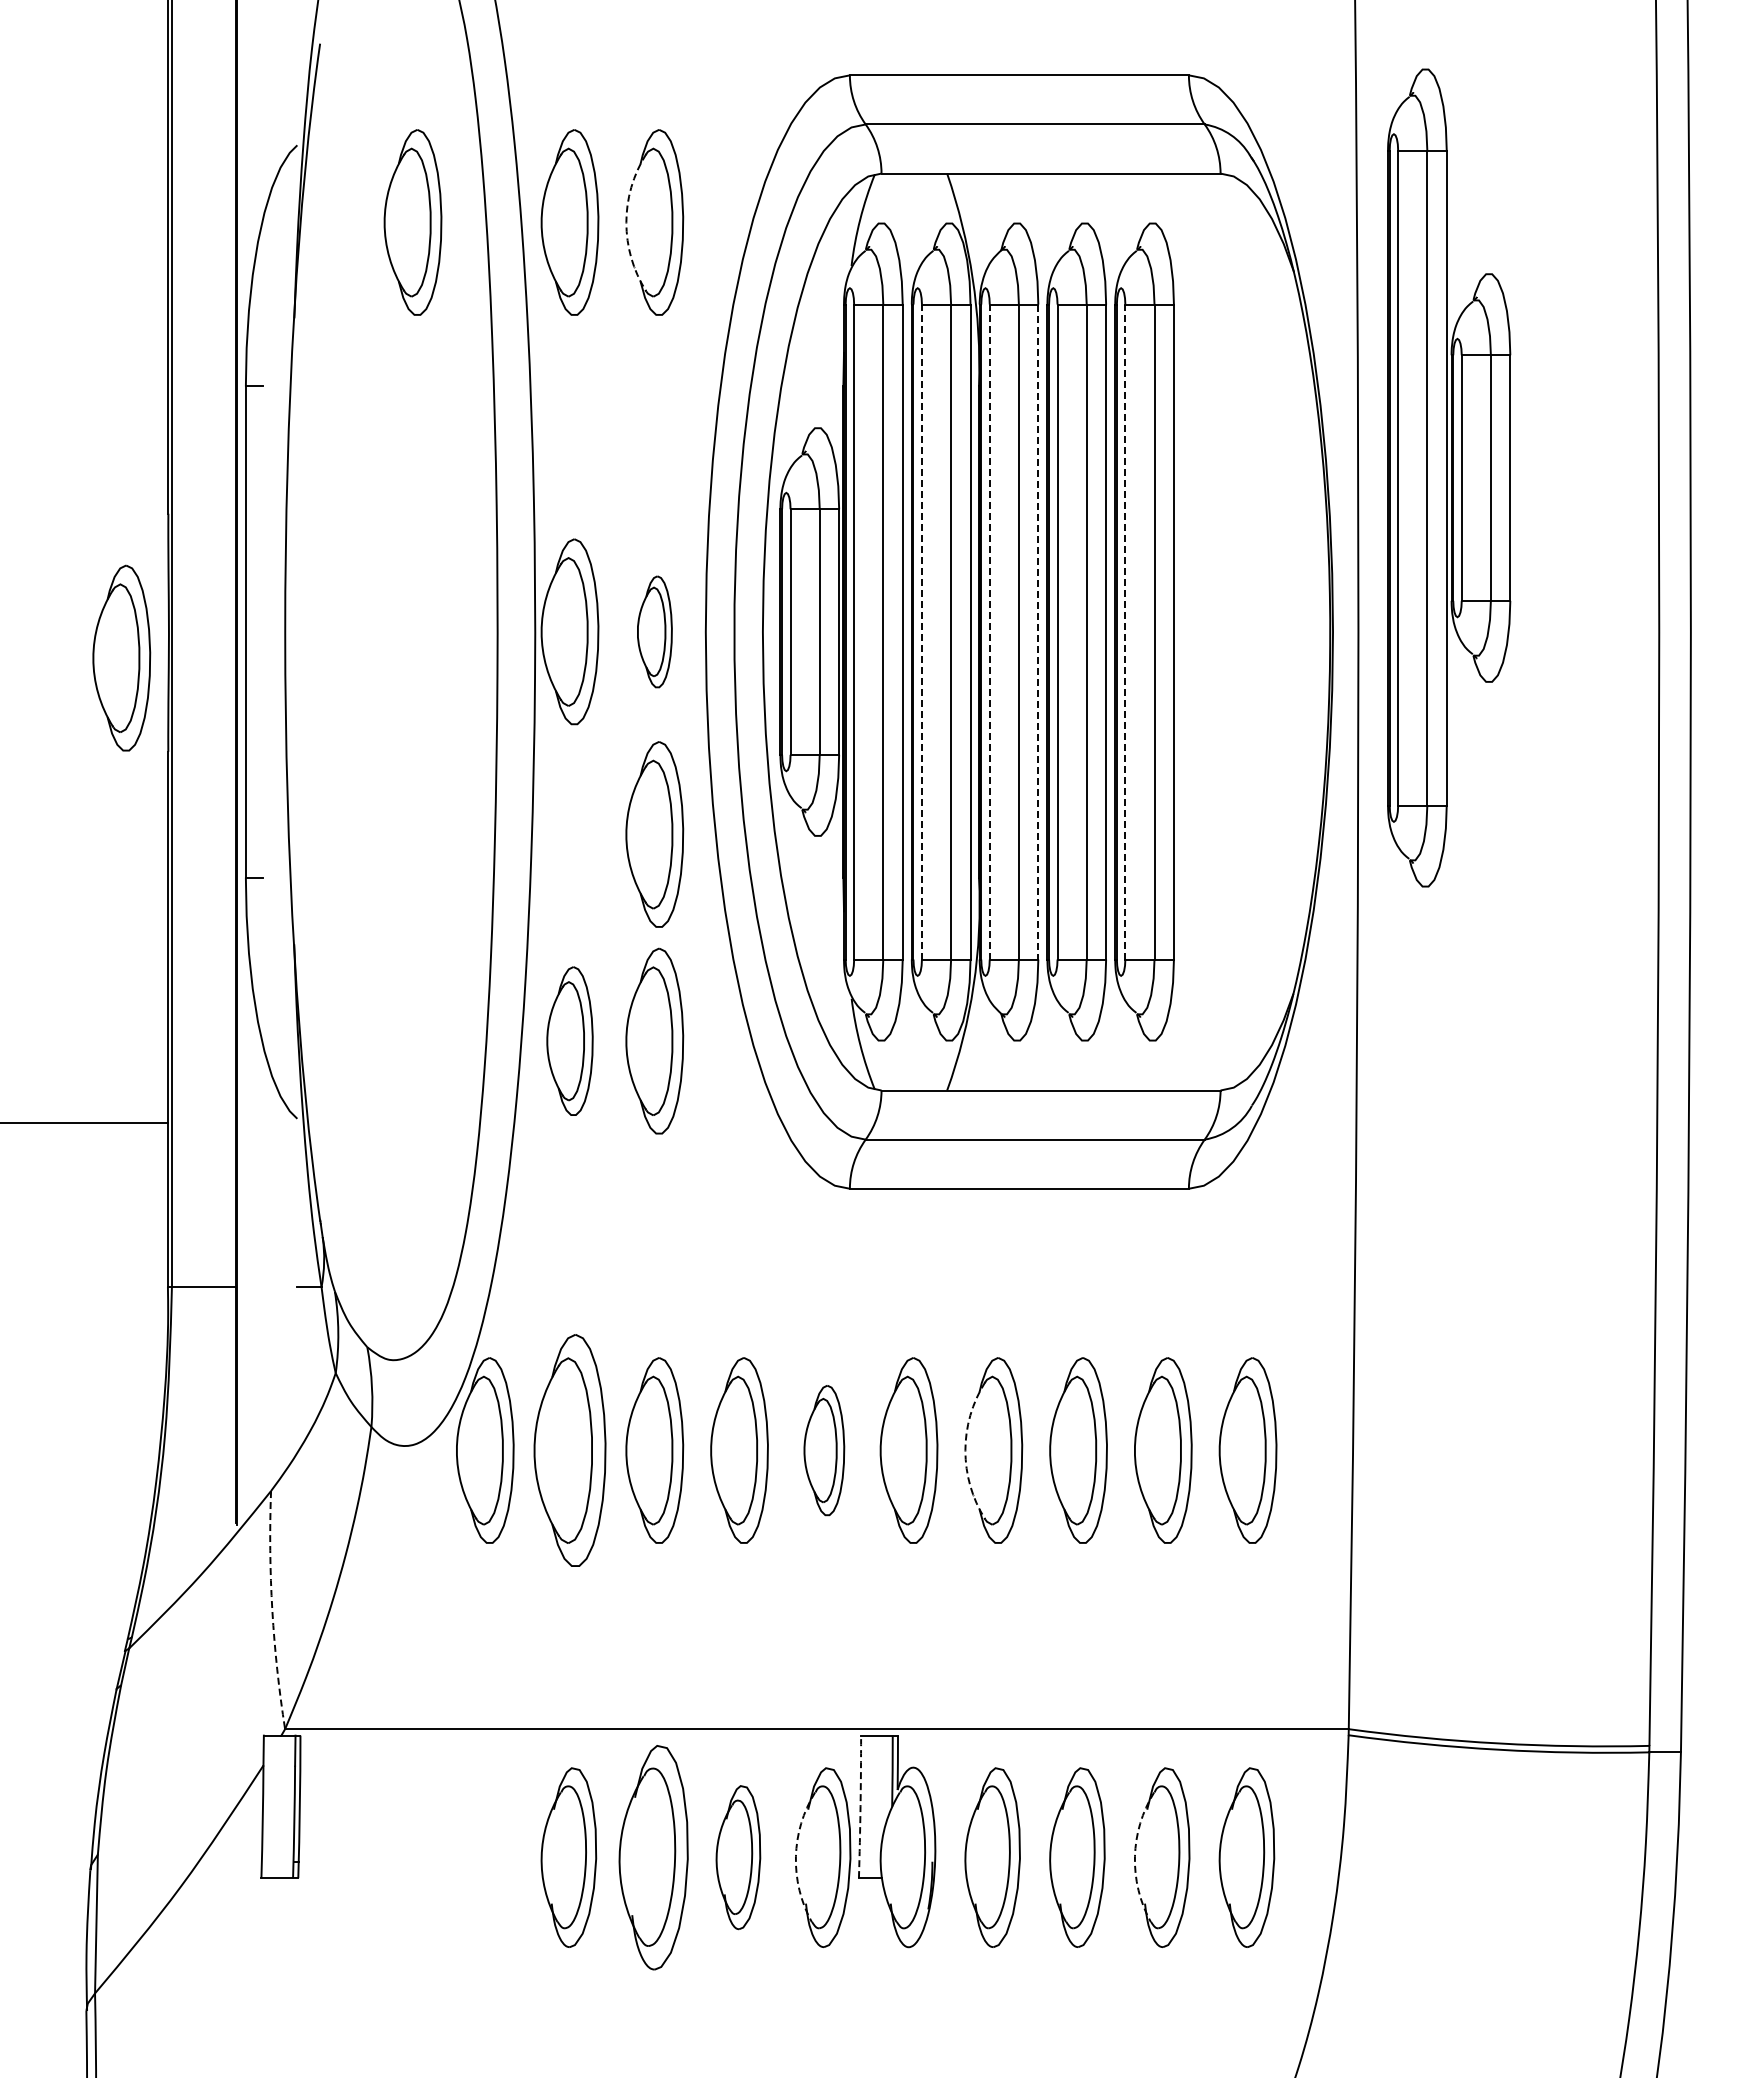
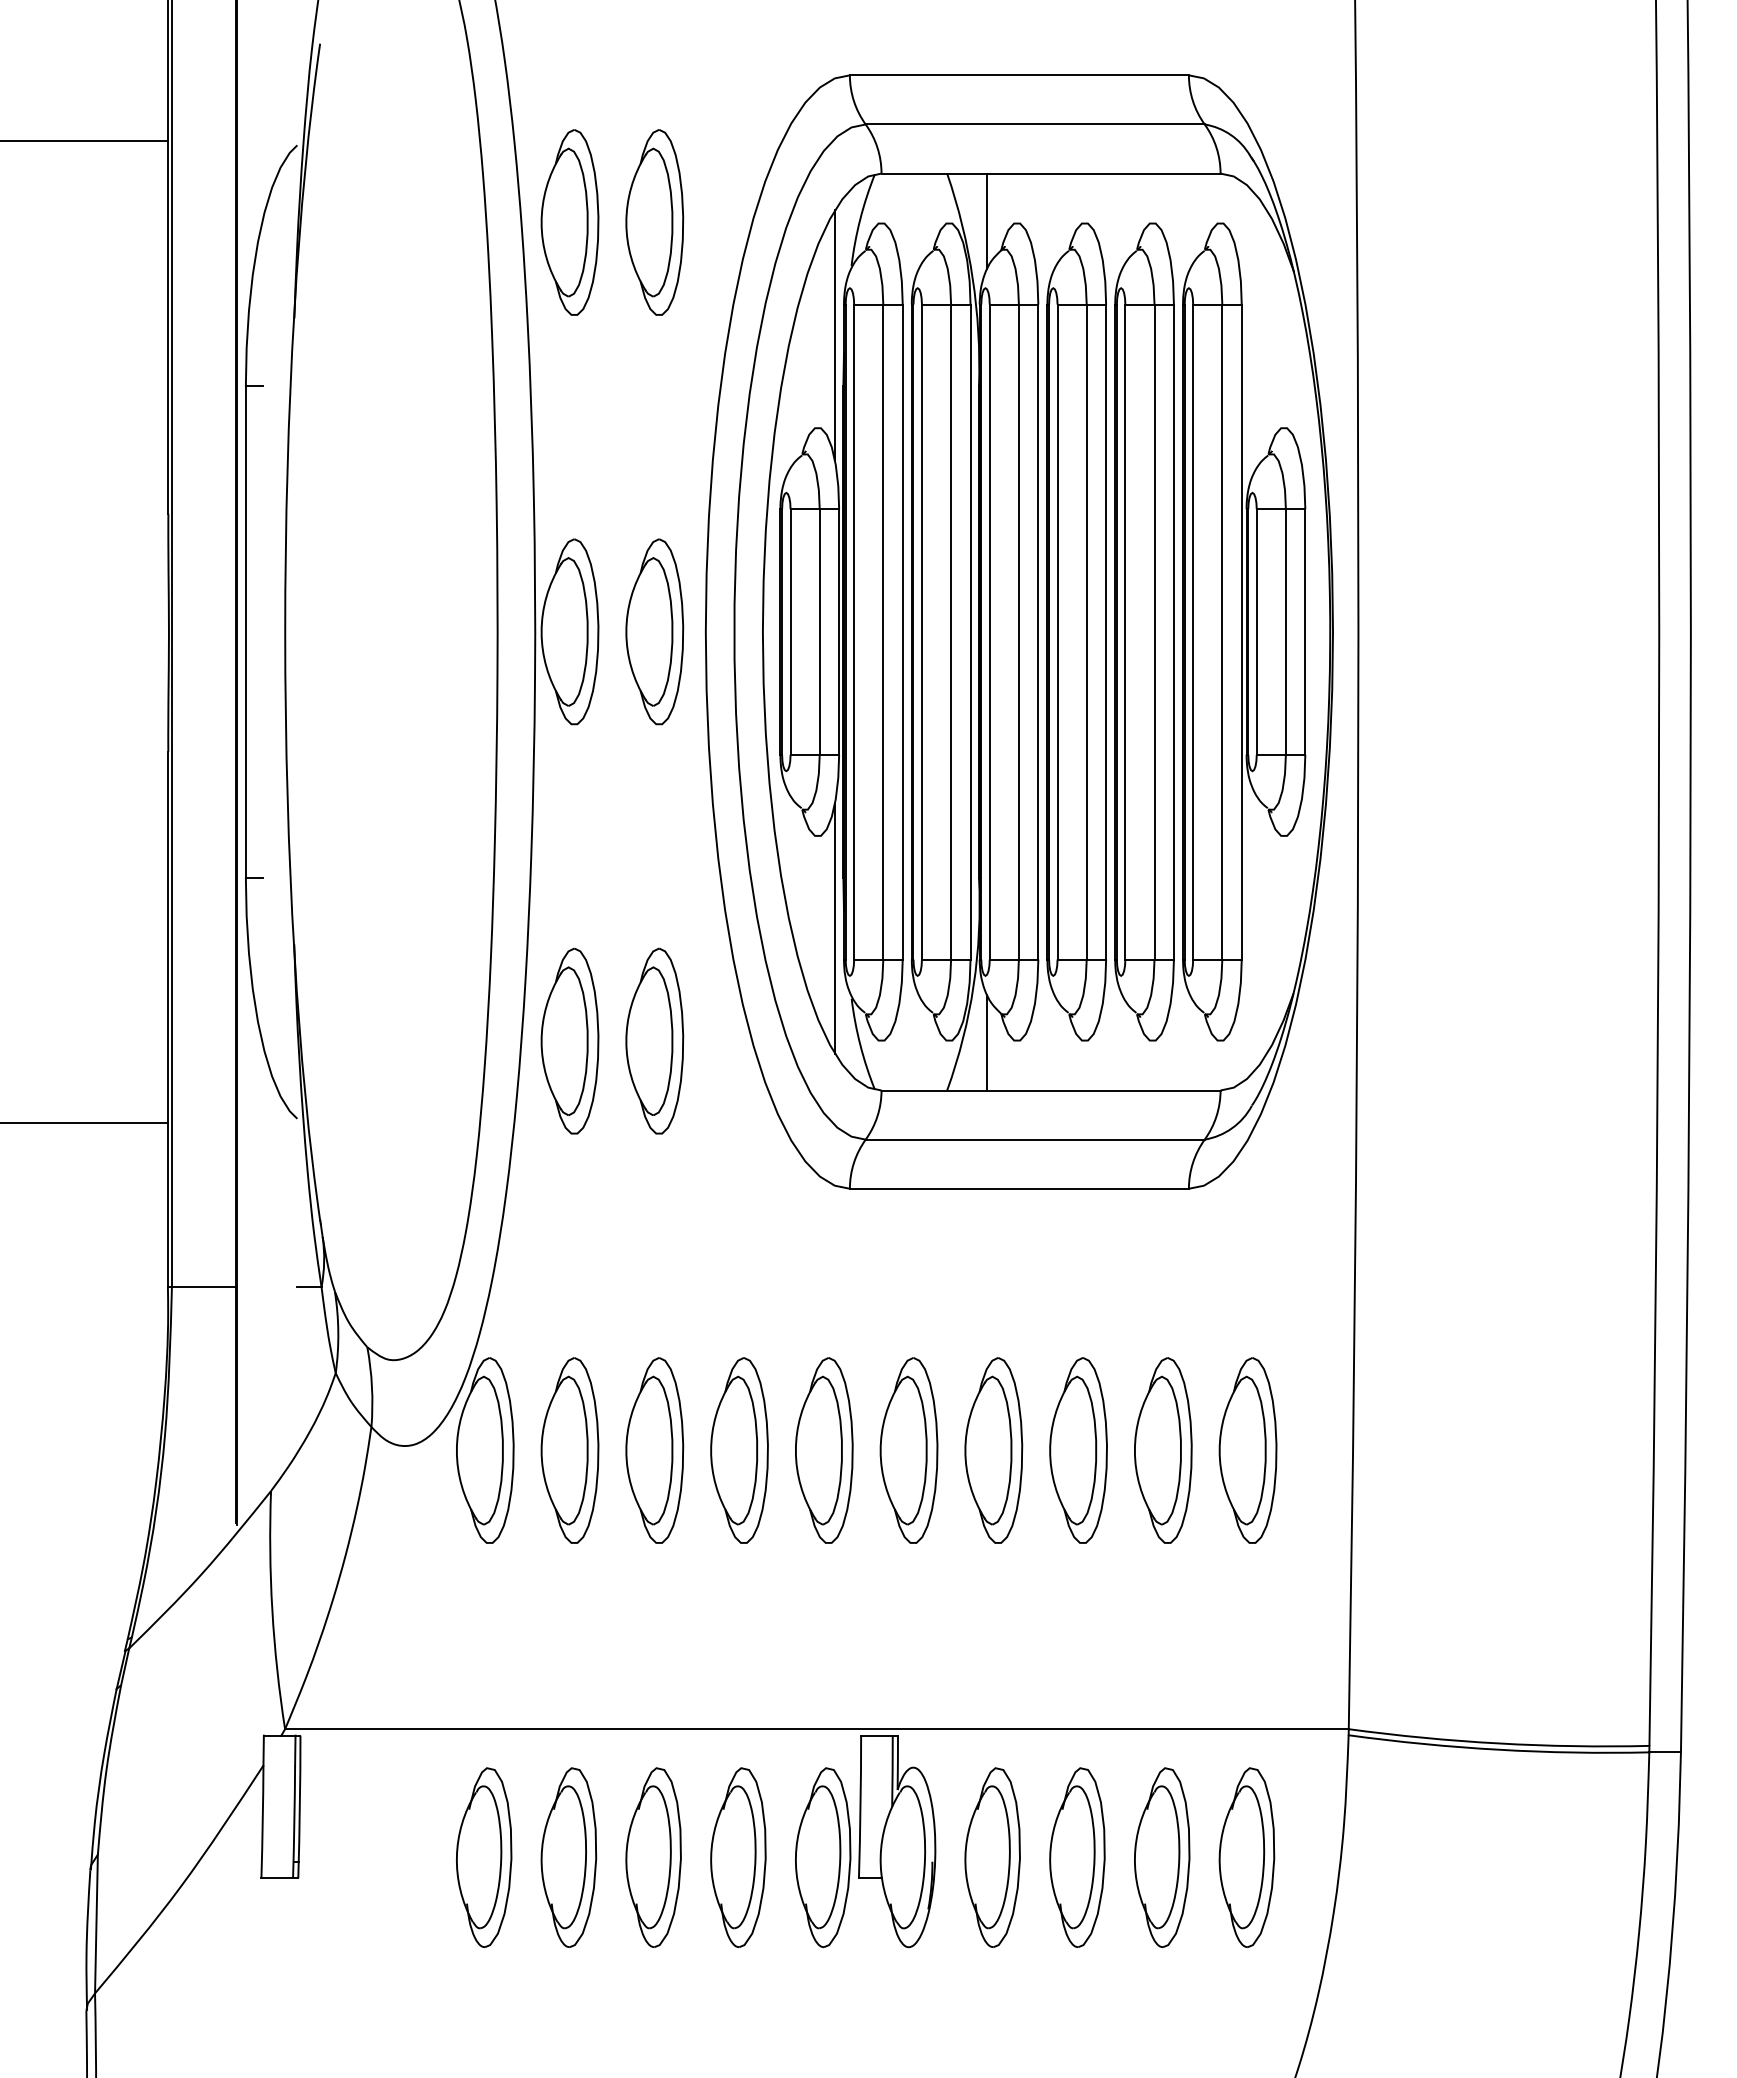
line: none -> present (85, 140)
line: none -> present (987, 220)
part: present -> none (412, 222)
arc: dashed -> solid (626, 222)
line: none -> present (834, 335)
part position: (1449, 477) -> (1244, 631) (1244, 631)
part size: 36x114 px -> 60x188 px (654, 631)
line: dashed -> solid (921, 631)
line: dashed -> solid (989, 631)
line: dashed -> solid (1125, 631)
line: dashed -> solid (1038, 632)
part: present -> none (121, 657)
part: present -> none (654, 834)
line: none -> present (834, 928)
part size: 48x150 px -> 60x188 px (569, 1040)
line: none -> present (987, 1042)
part size: 74x233 px -> 60x187 px (569, 1450)
part size: 43x132 px -> 59x187 px (824, 1450)
arc: dashed -> solid (965, 1450)
arc: dashed -> solid (272, 1610)
arc: dashed -> solid (860, 1806)
arc: dashed -> solid (795, 1856)
arc: dashed -> solid (1134, 1856)
part: none -> present (484, 1857)
part size: 71x226 px -> 57x181 px (653, 1857)
part size: 47x146 px -> 57x181 px (738, 1857)
